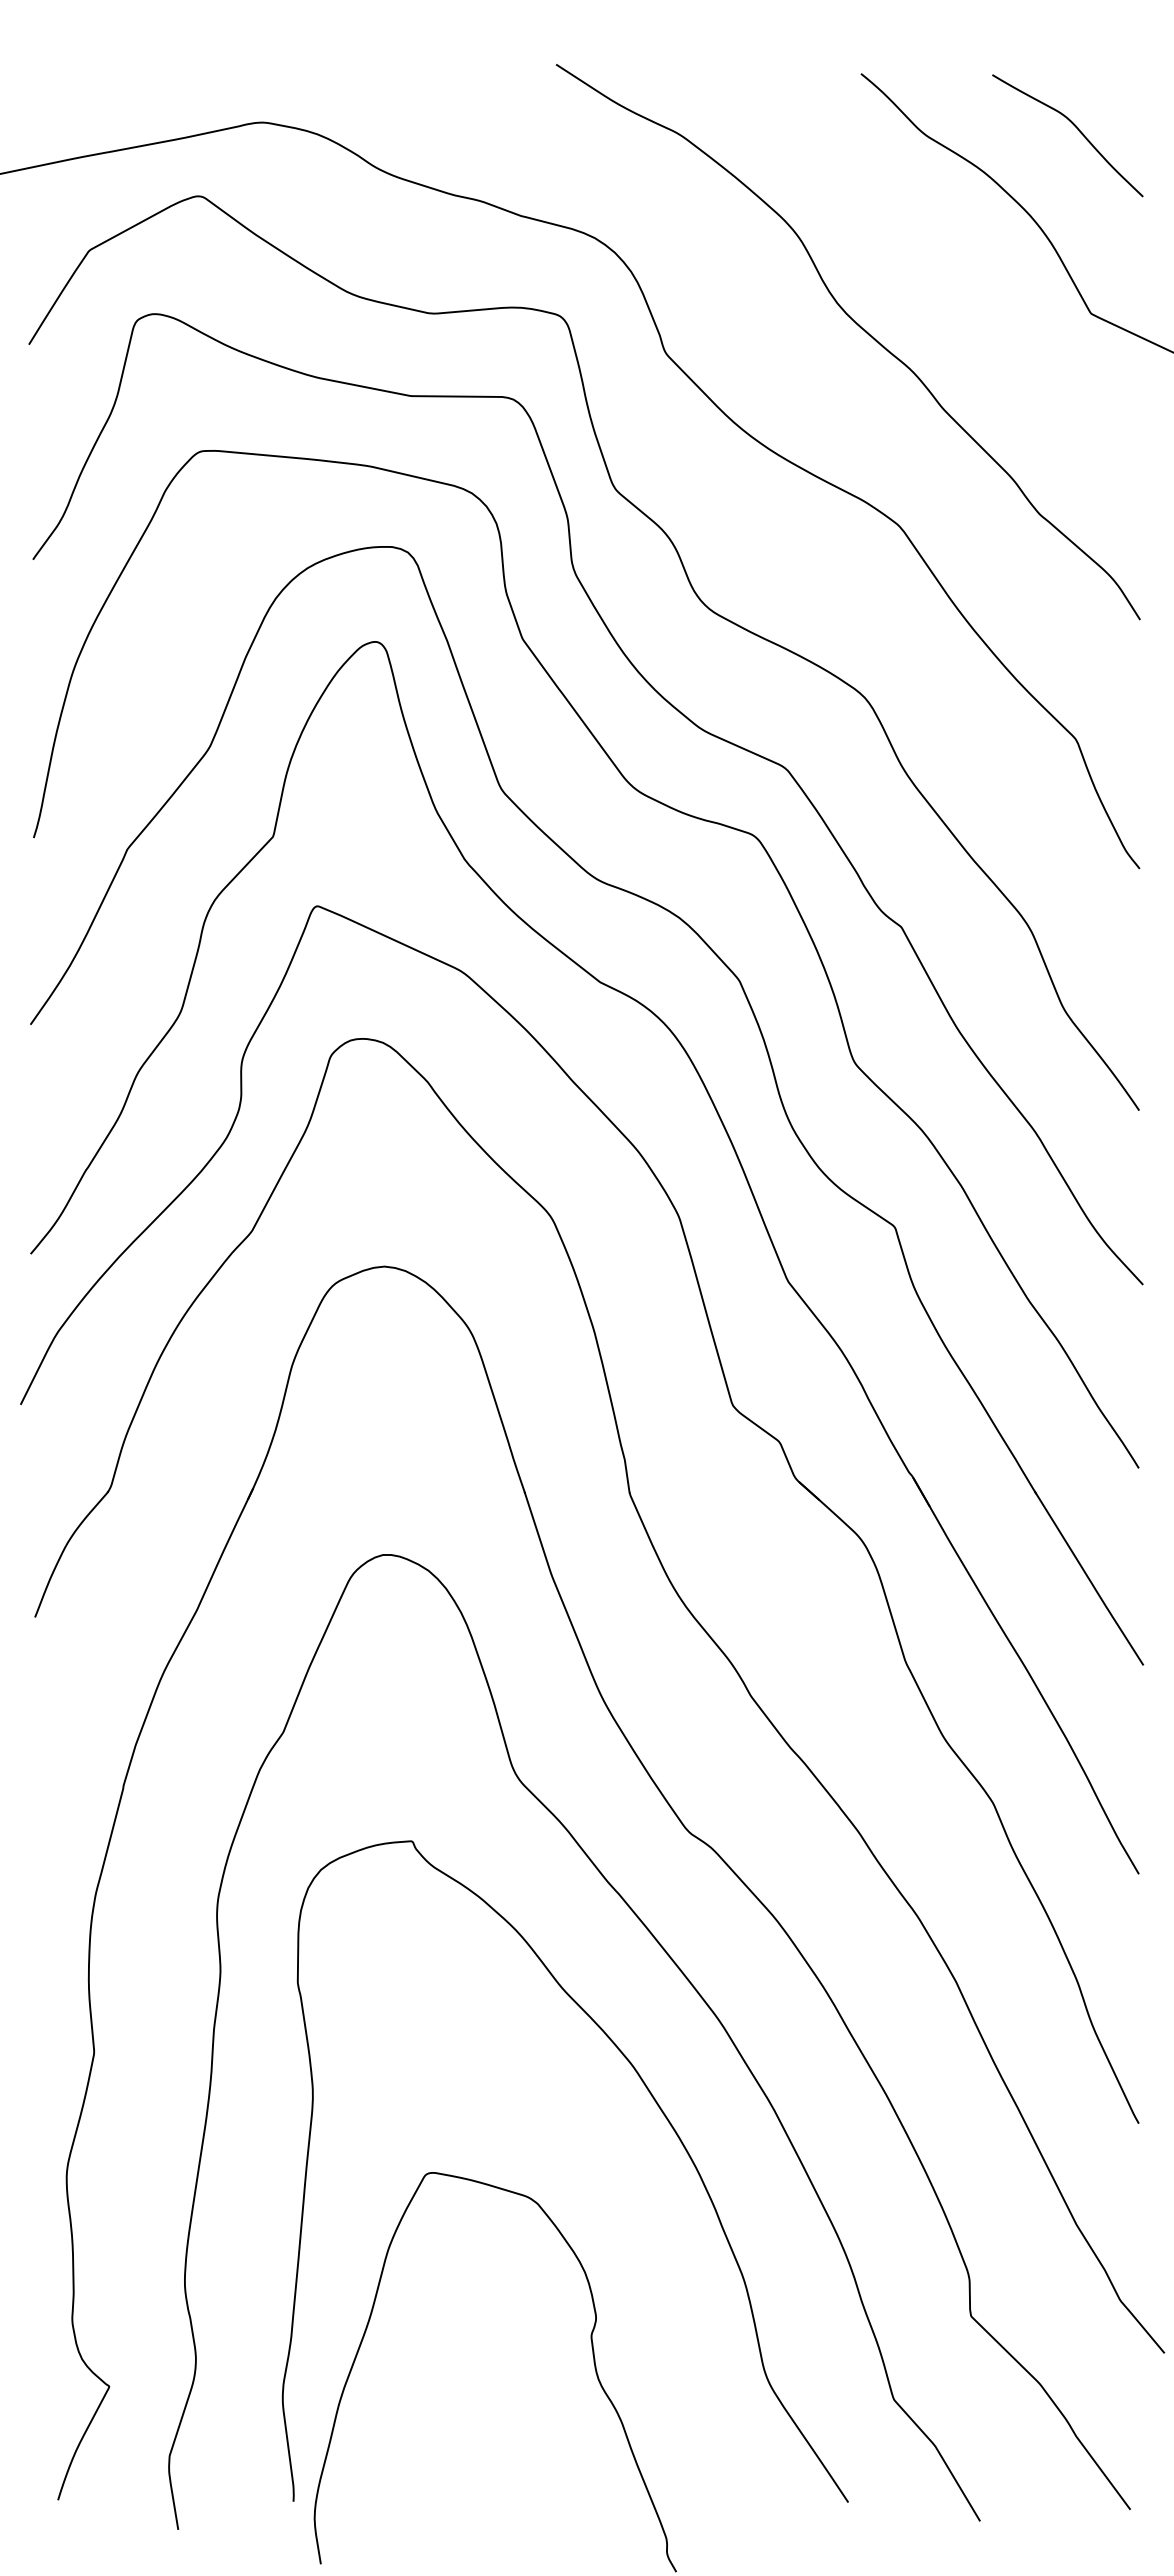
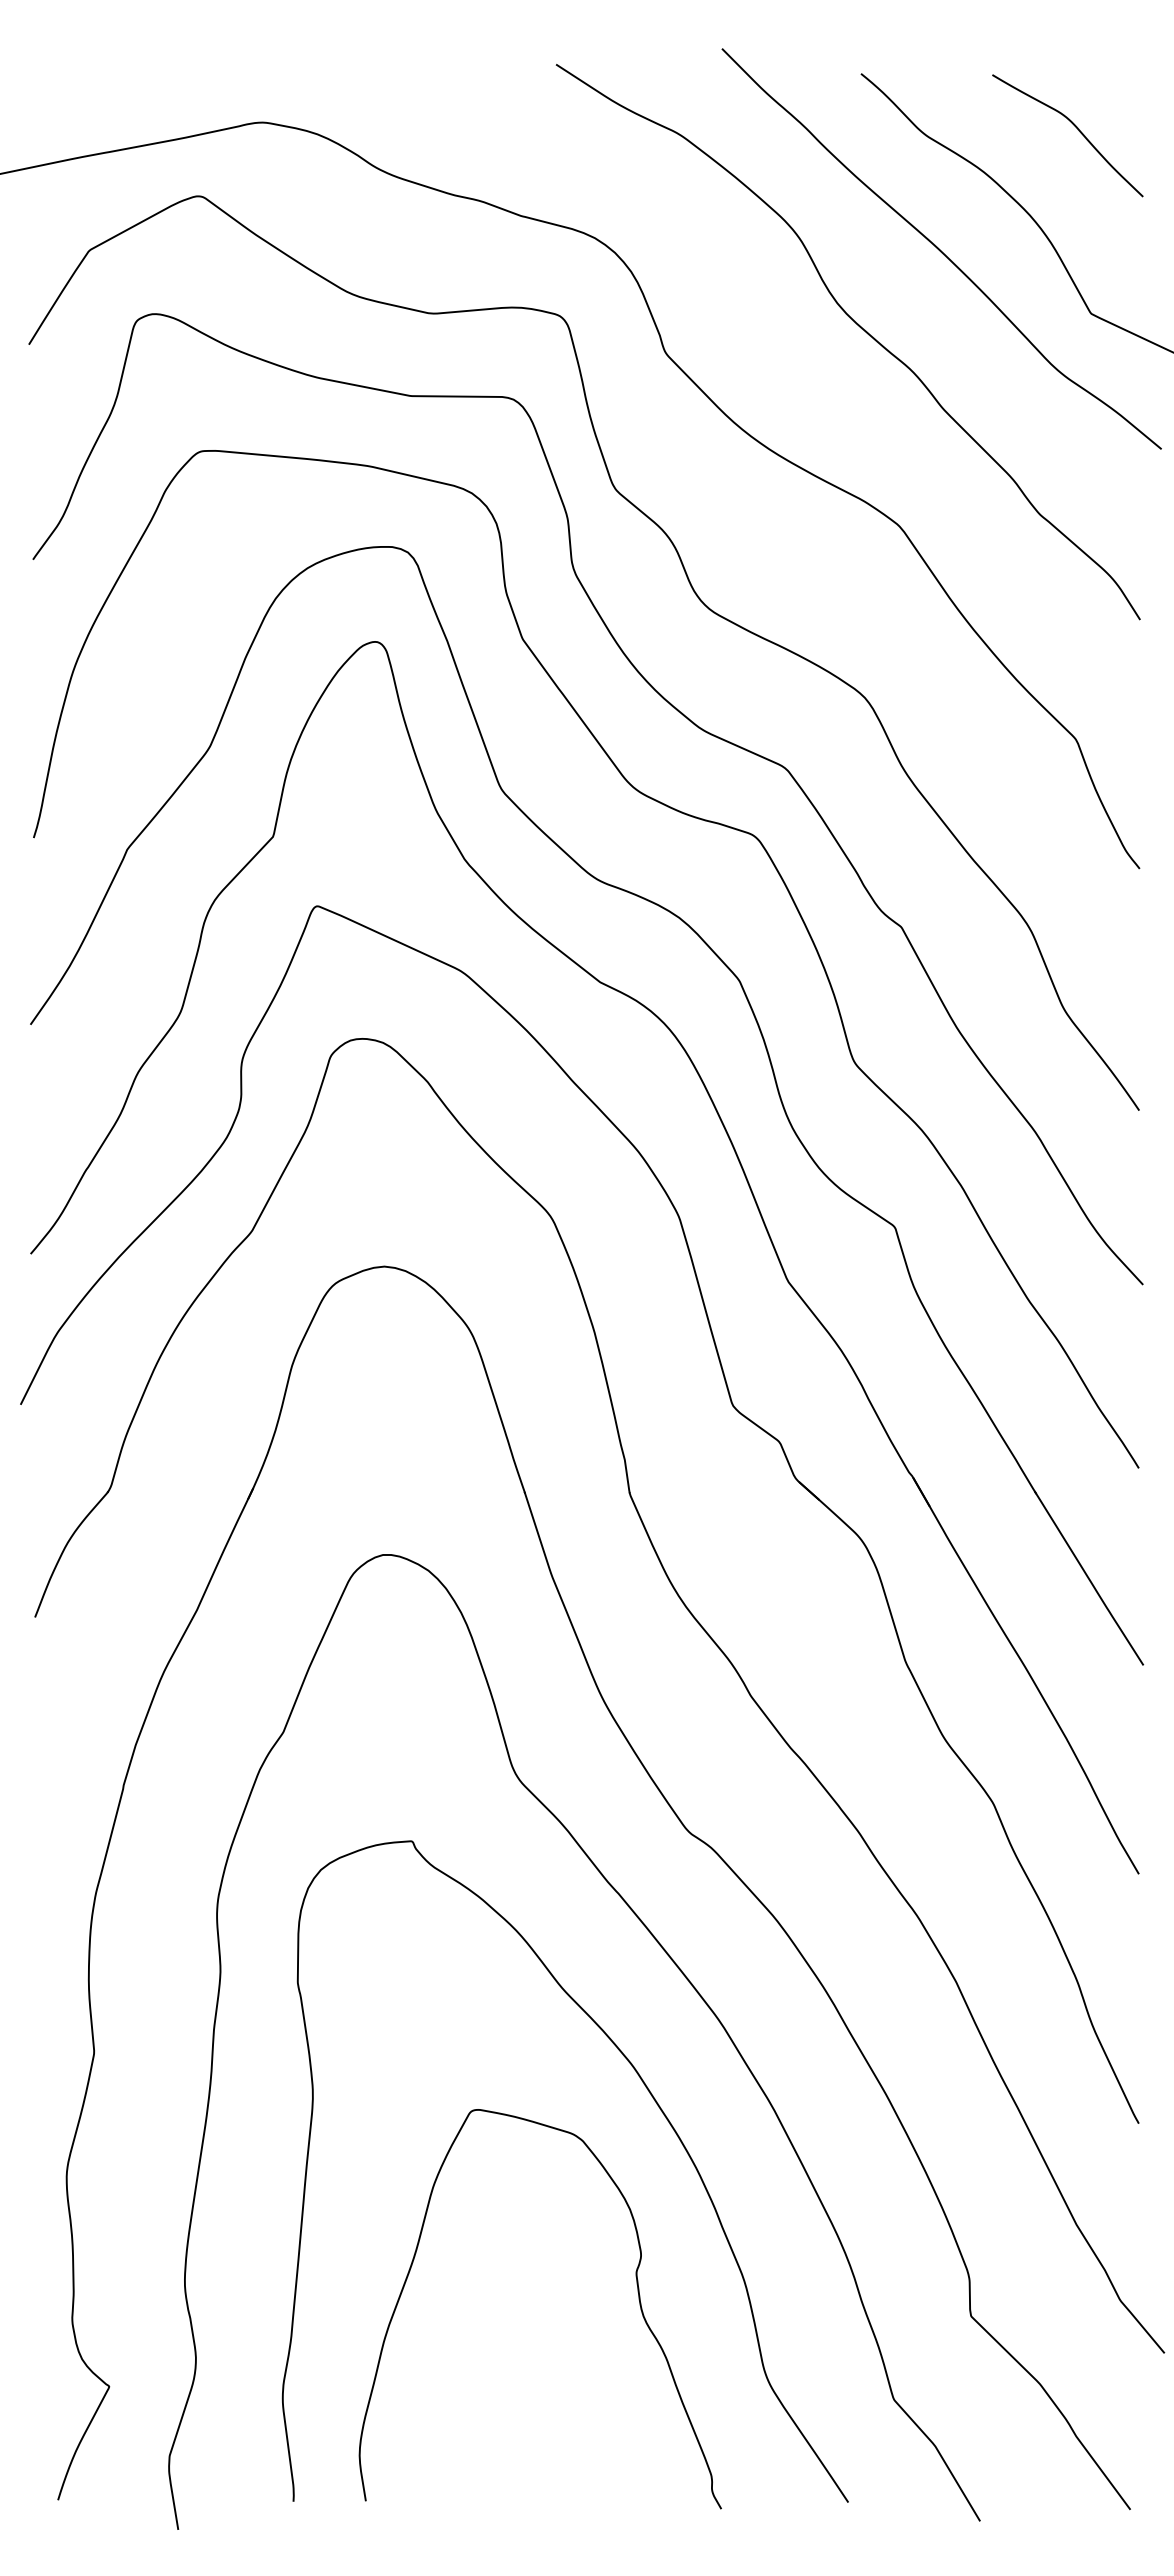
curve: none -> present (940, 249)
curve position: (592, 2355) -> (637, 2292) (637, 2292)
